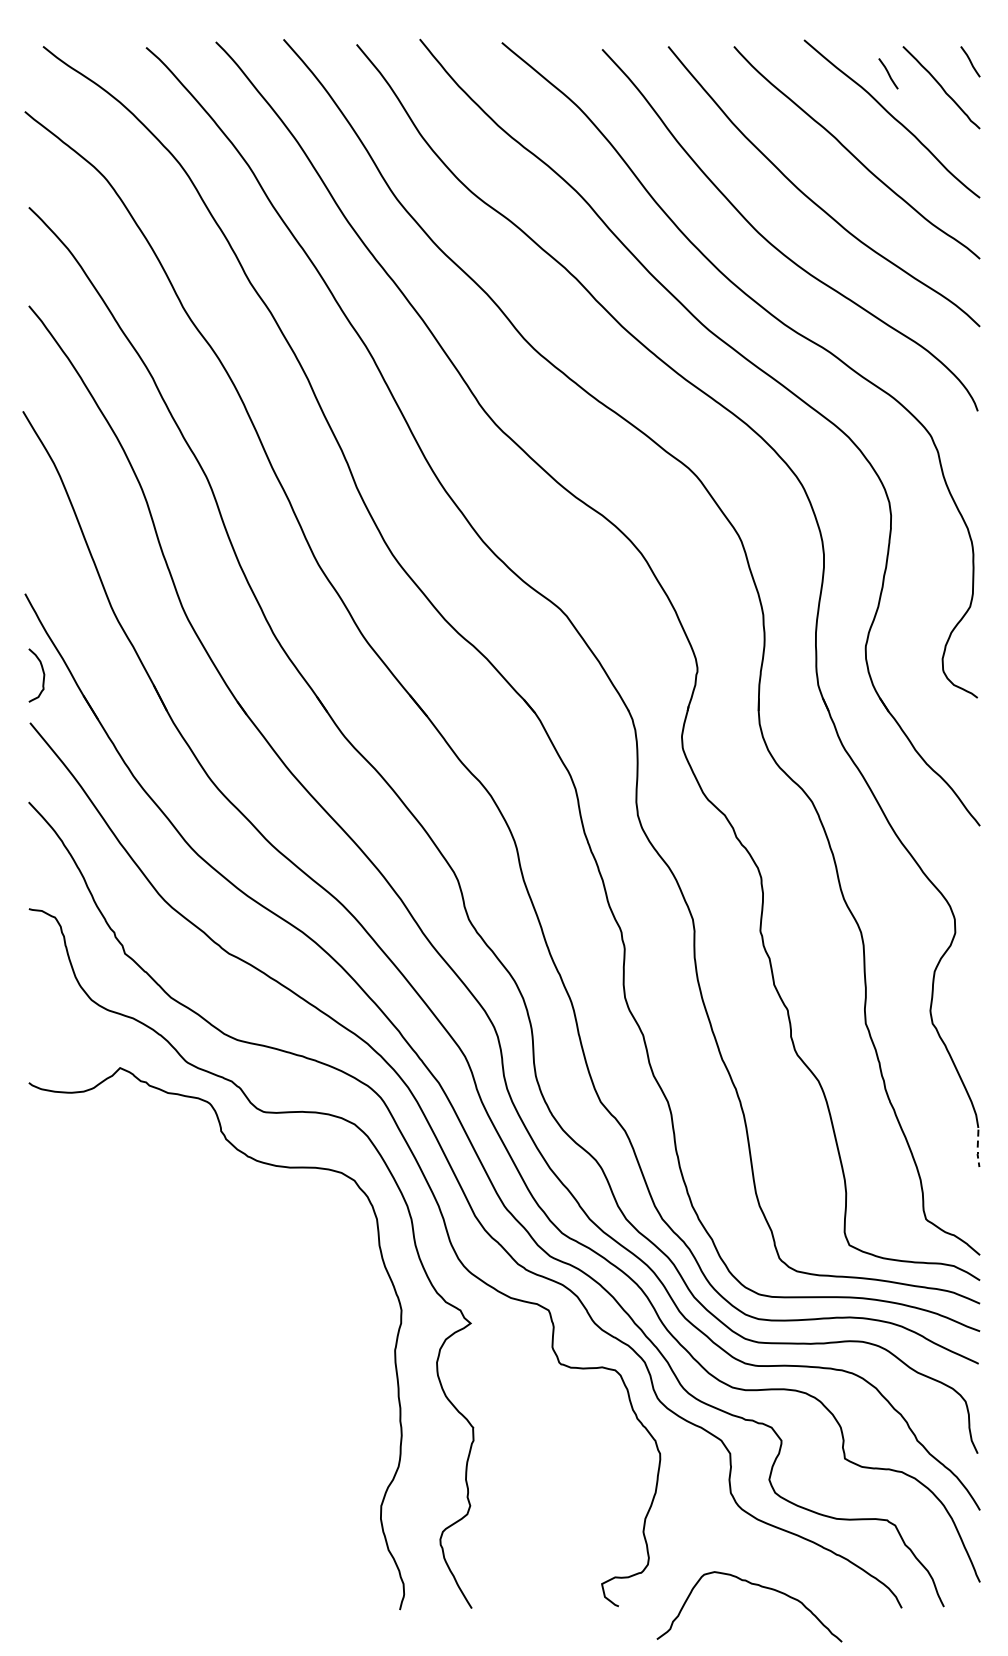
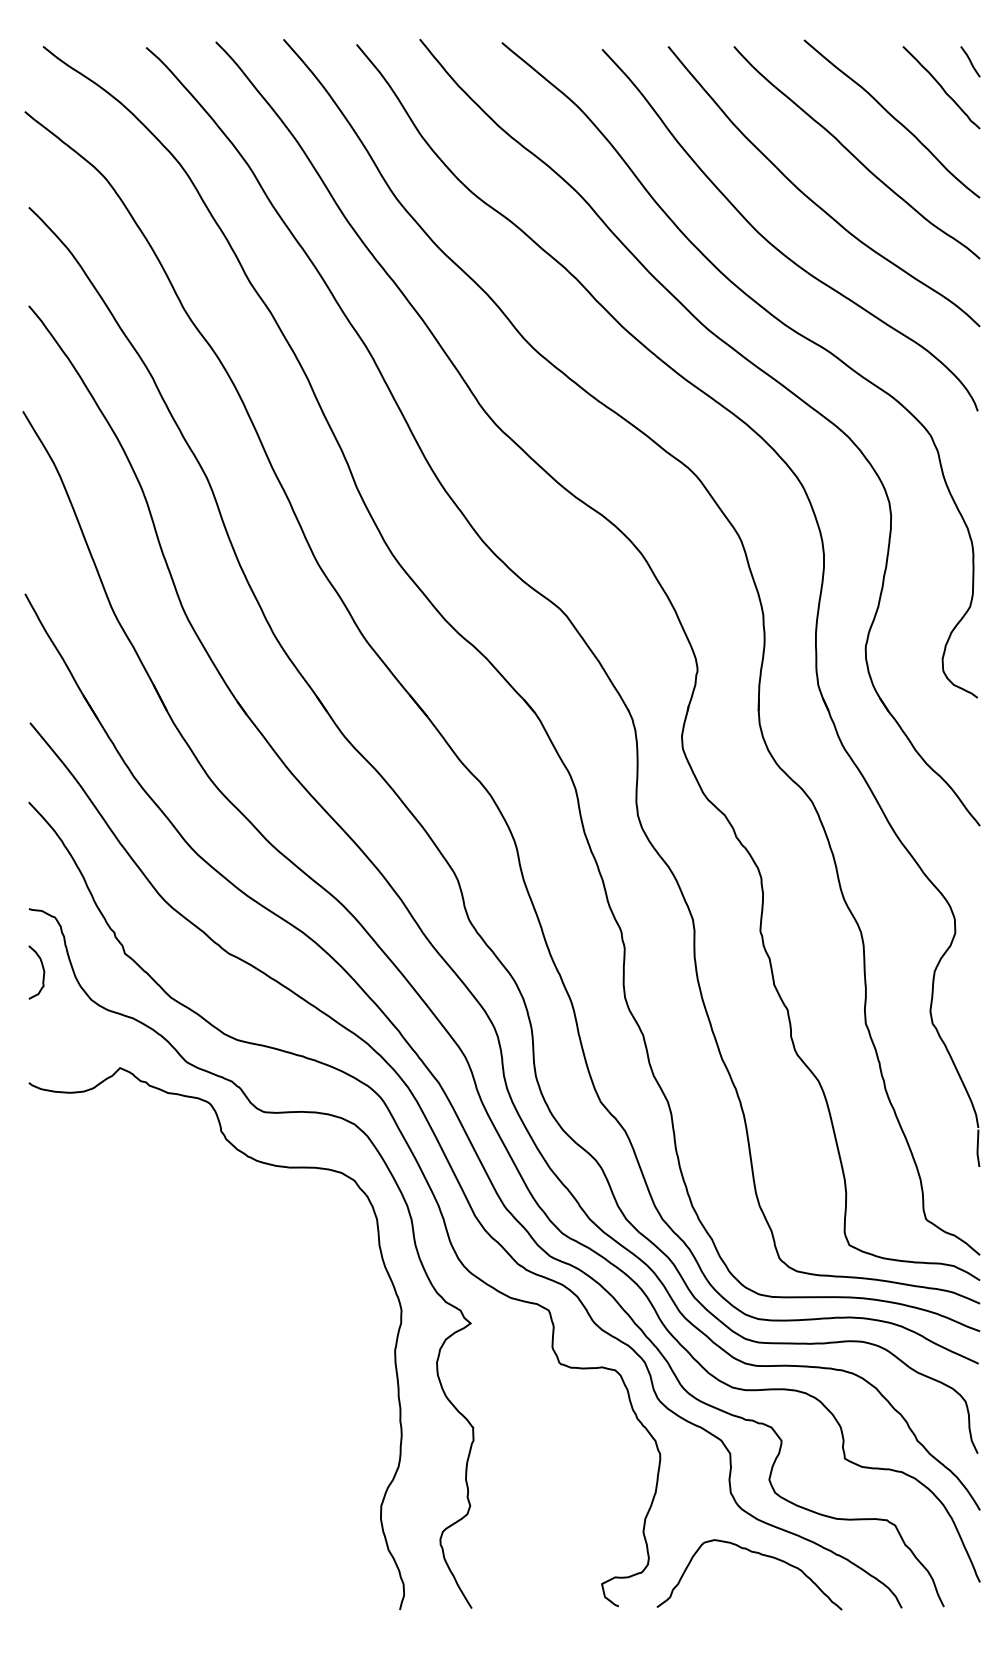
line: present -> none (888, 73)
curve position: (42, 672) -> (42, 969) (42, 969)
line: dashed -> solid (977, 1150)
curve position: (754, 1585) -> (754, 1553) (754, 1553)
